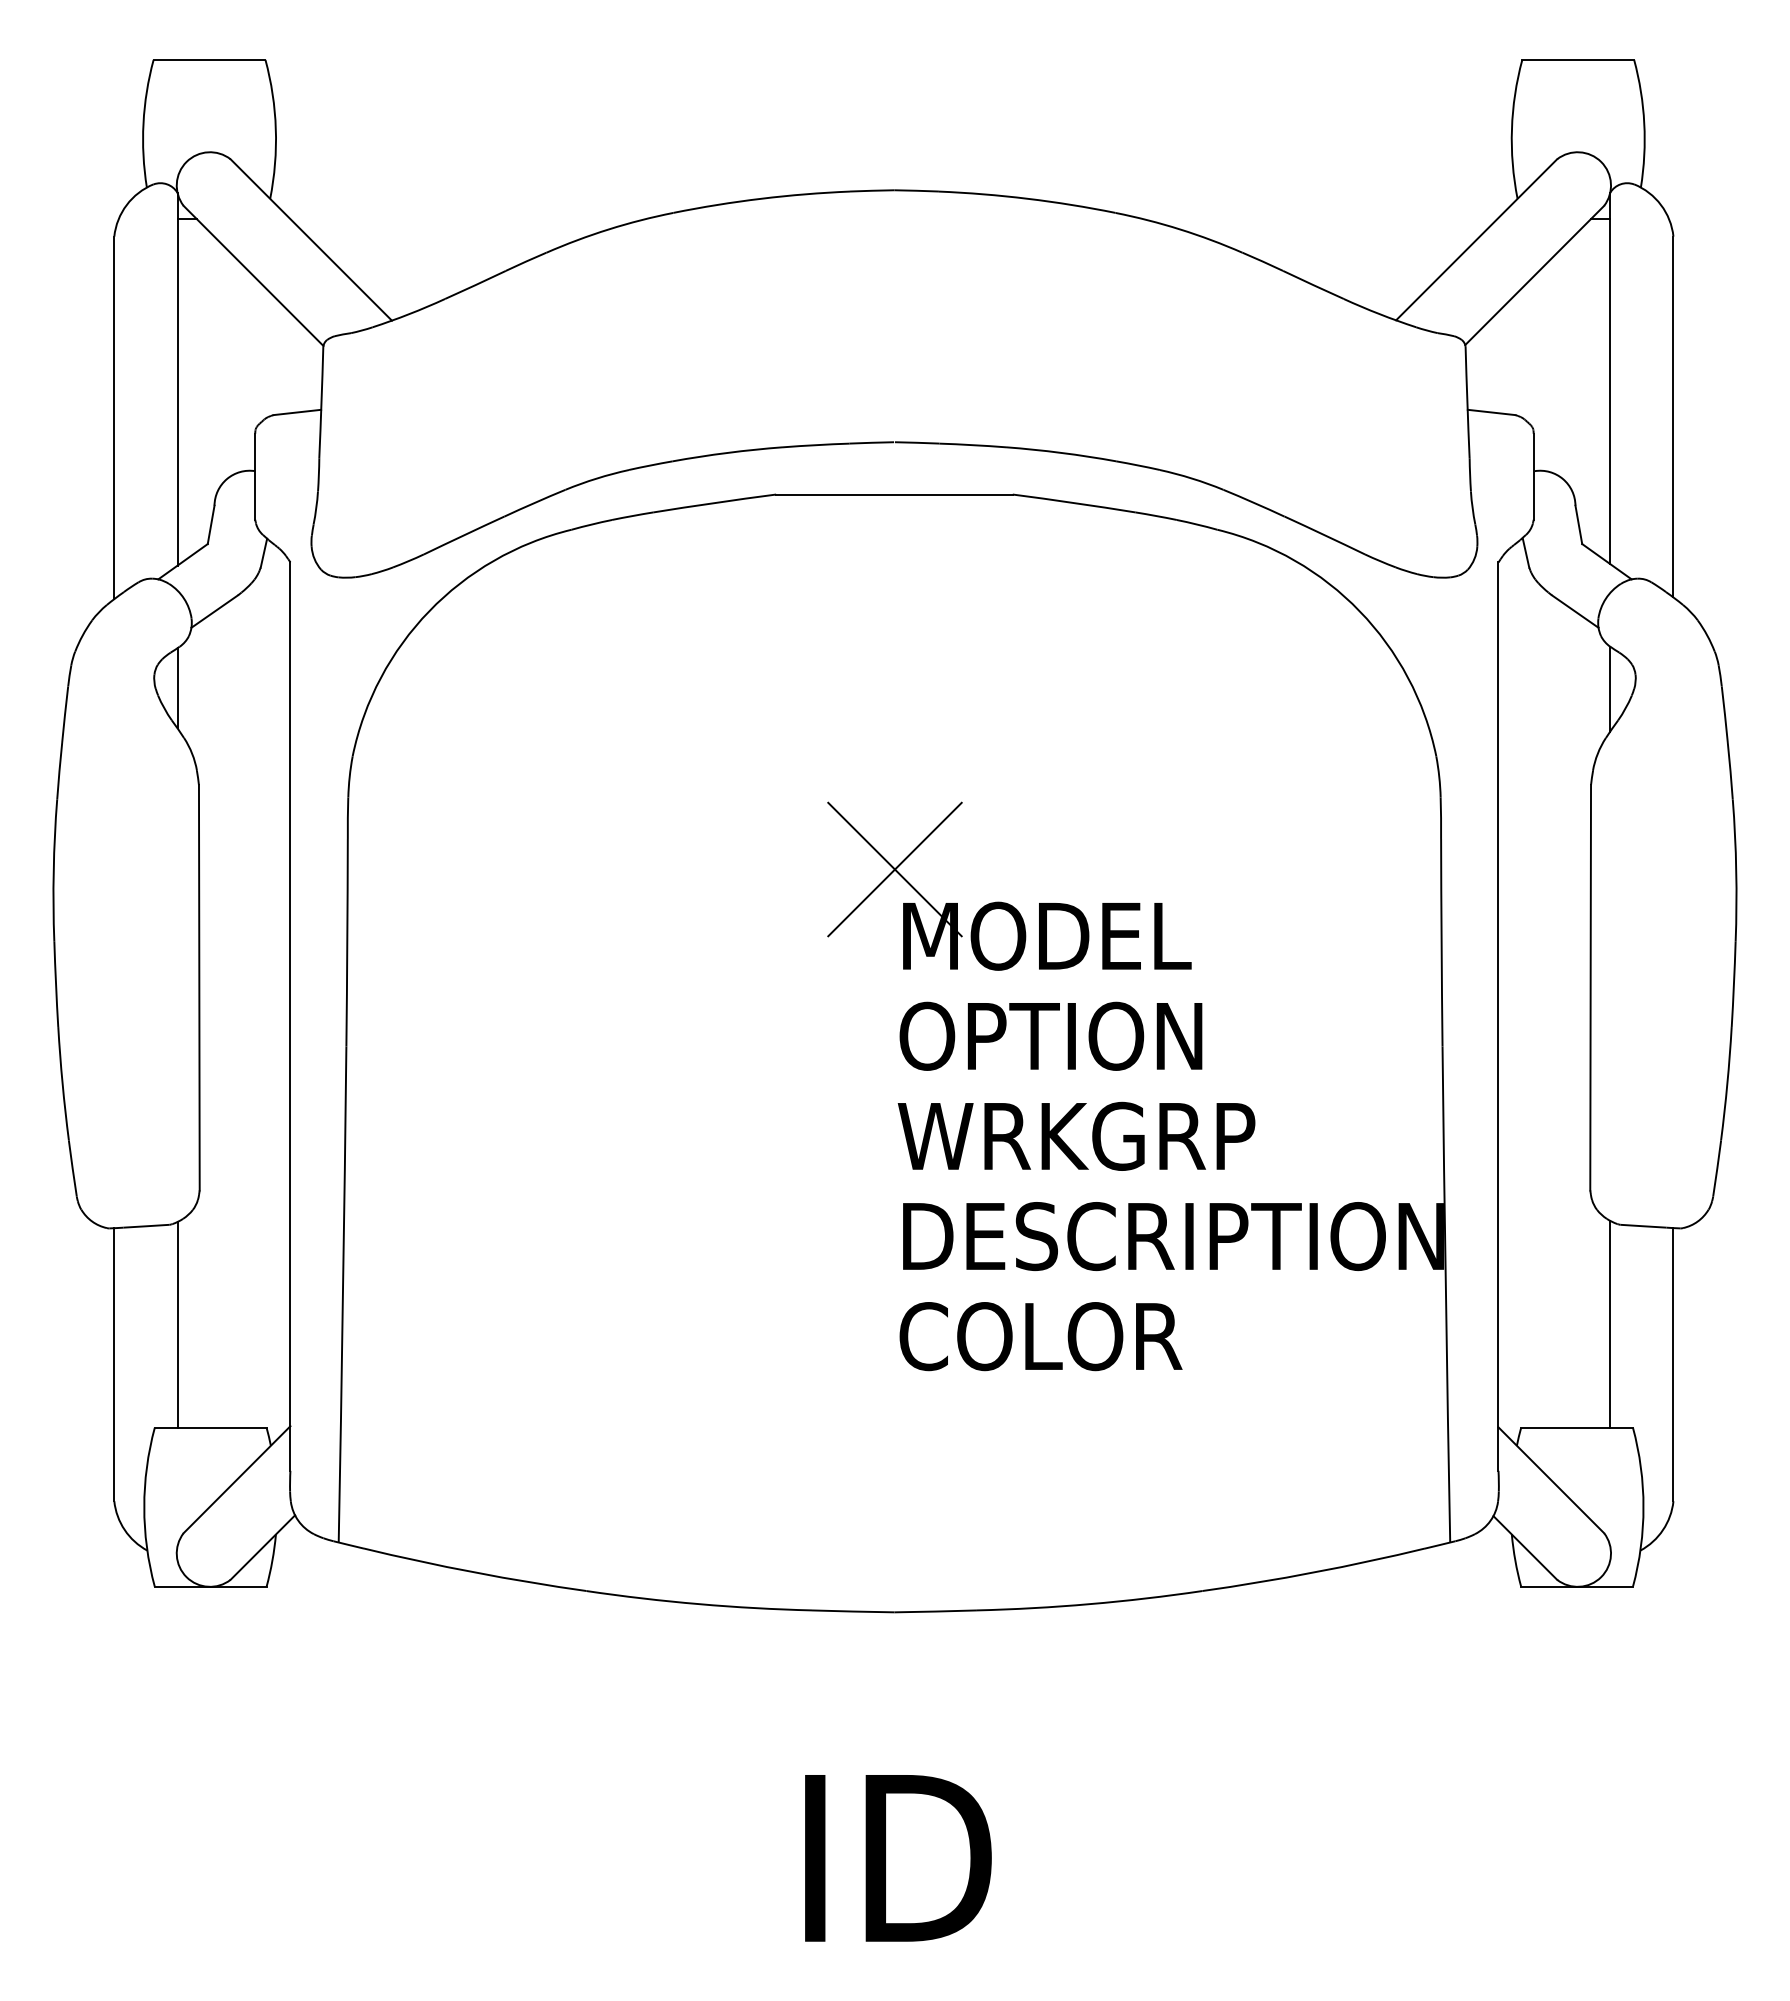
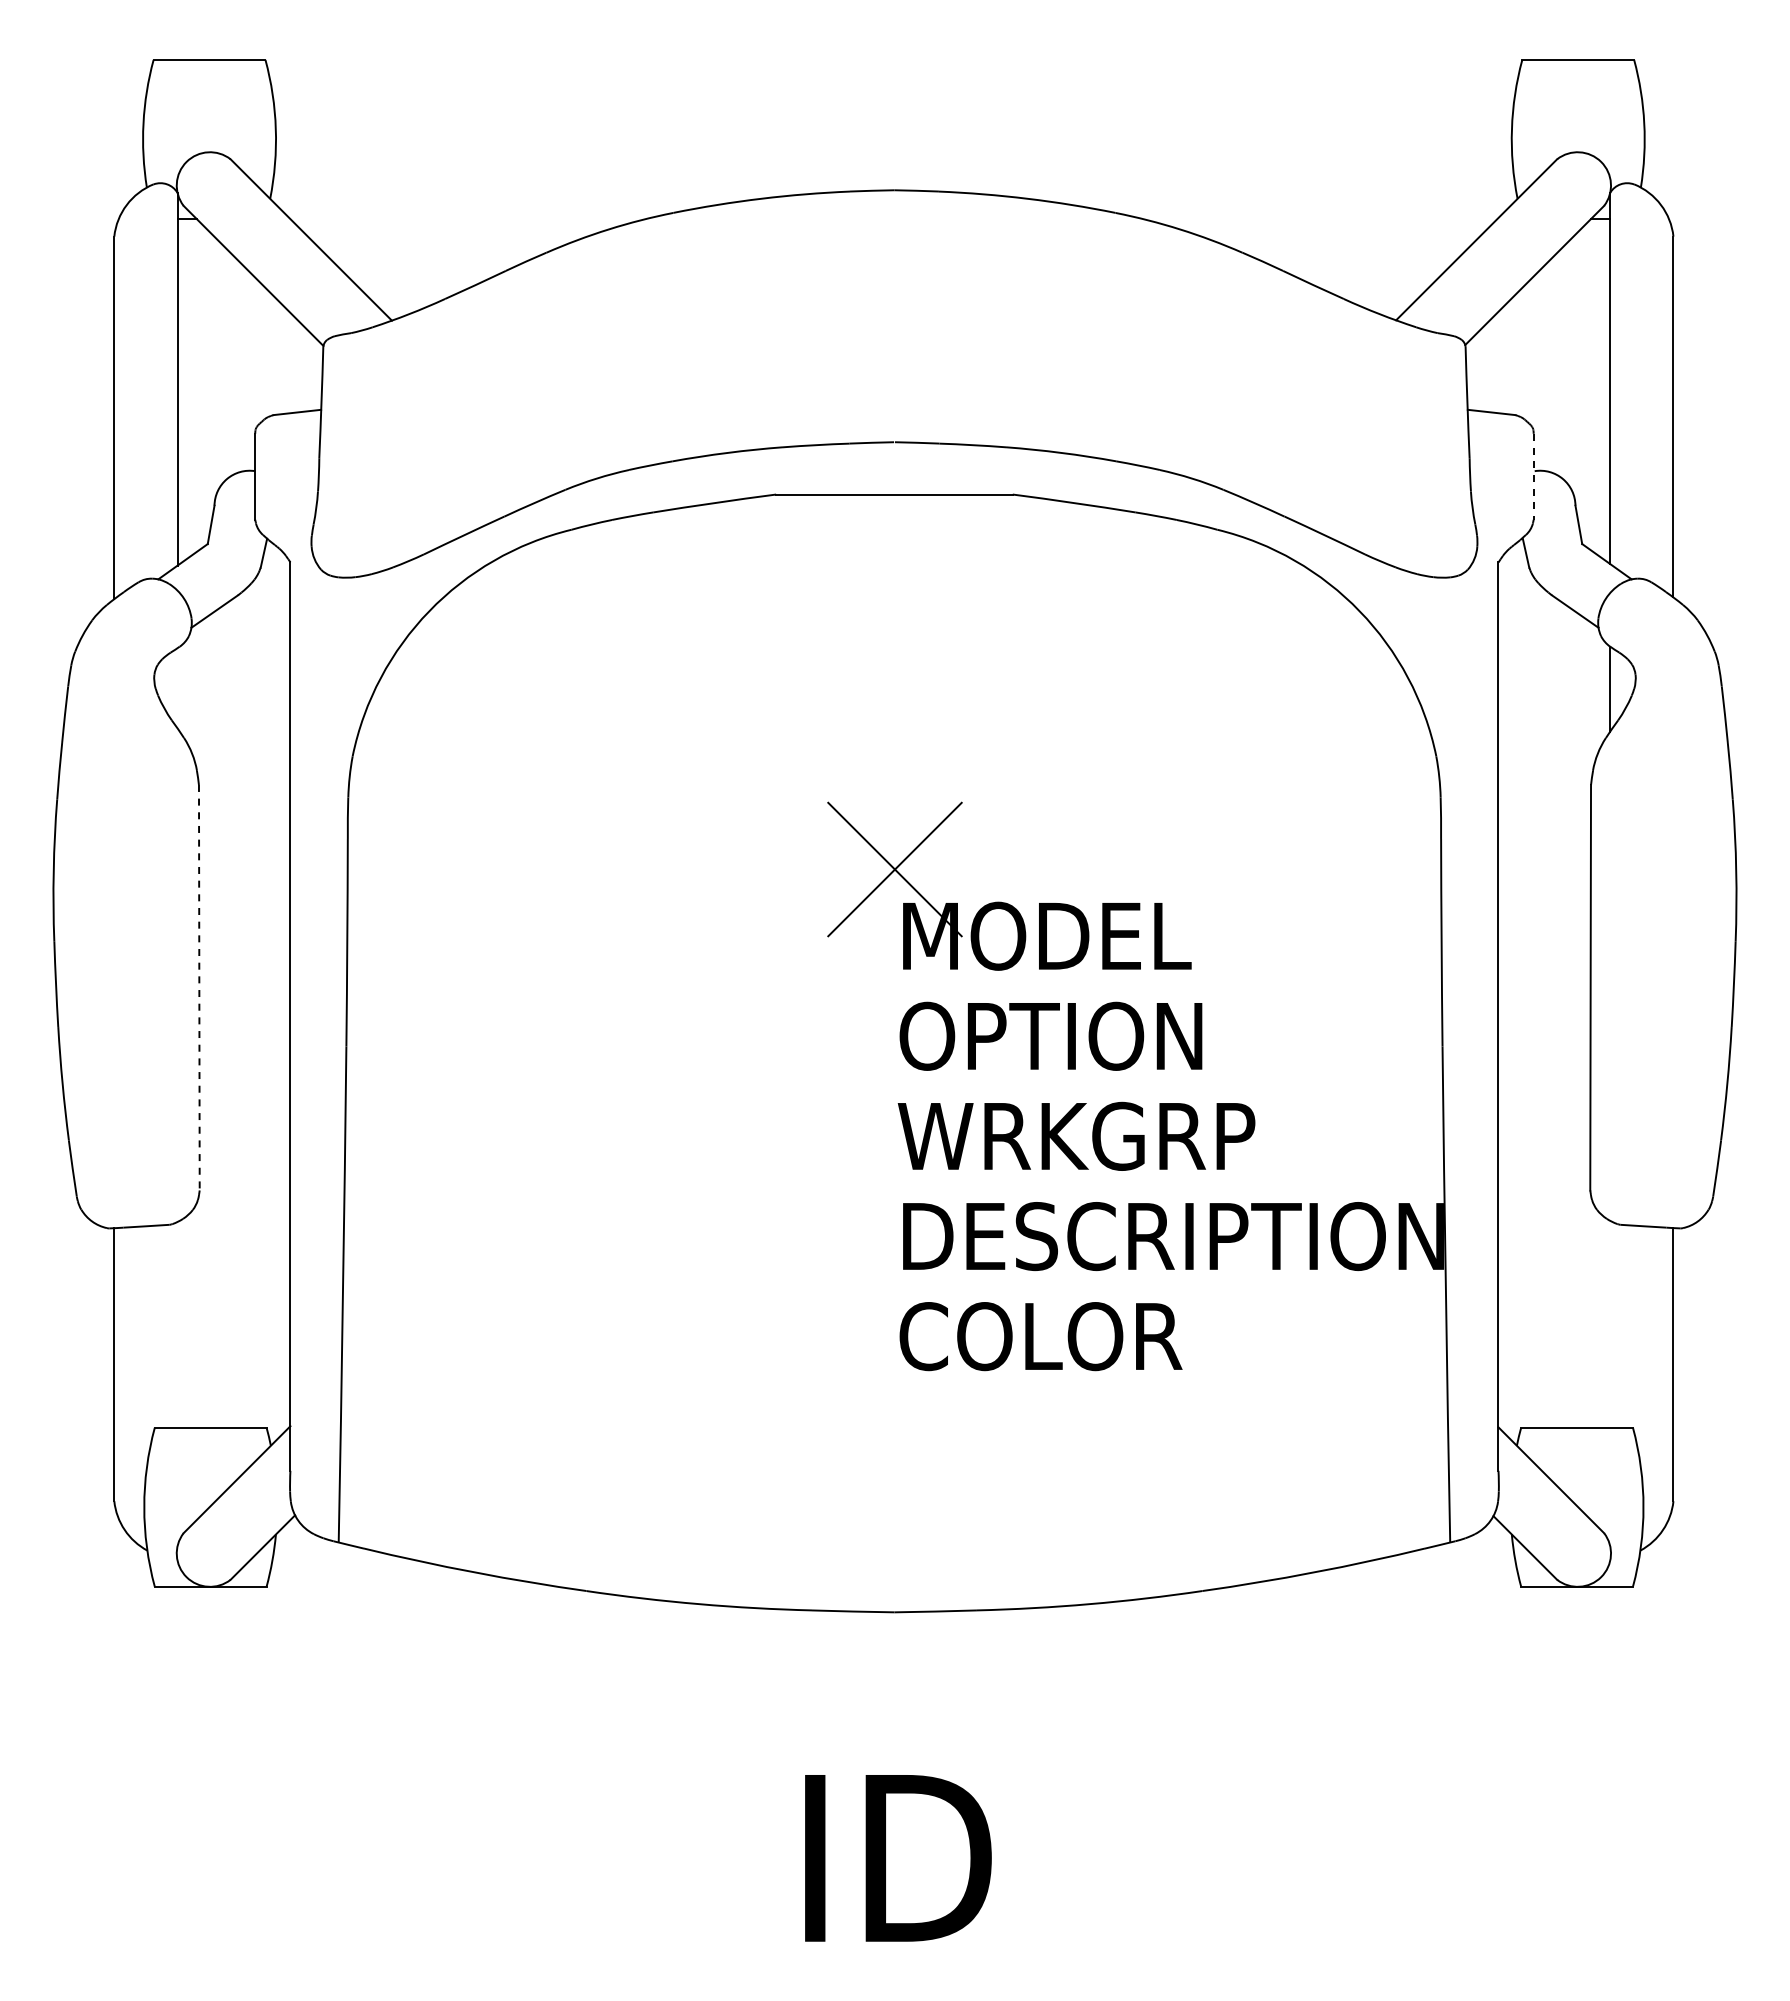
line: solid -> dashed (1533, 476)
line: present -> none (177, 688)
line: solid -> dashed (199, 987)
line: present -> none (1610, 1323)
line: present -> none (177, 1324)
